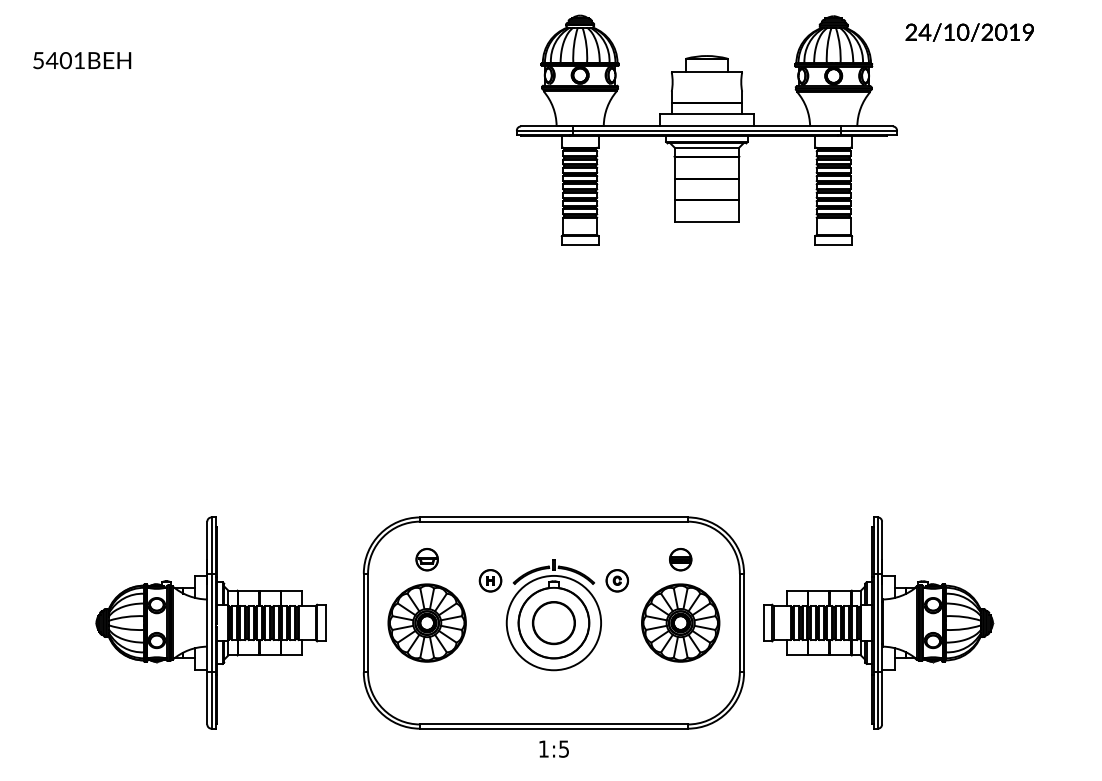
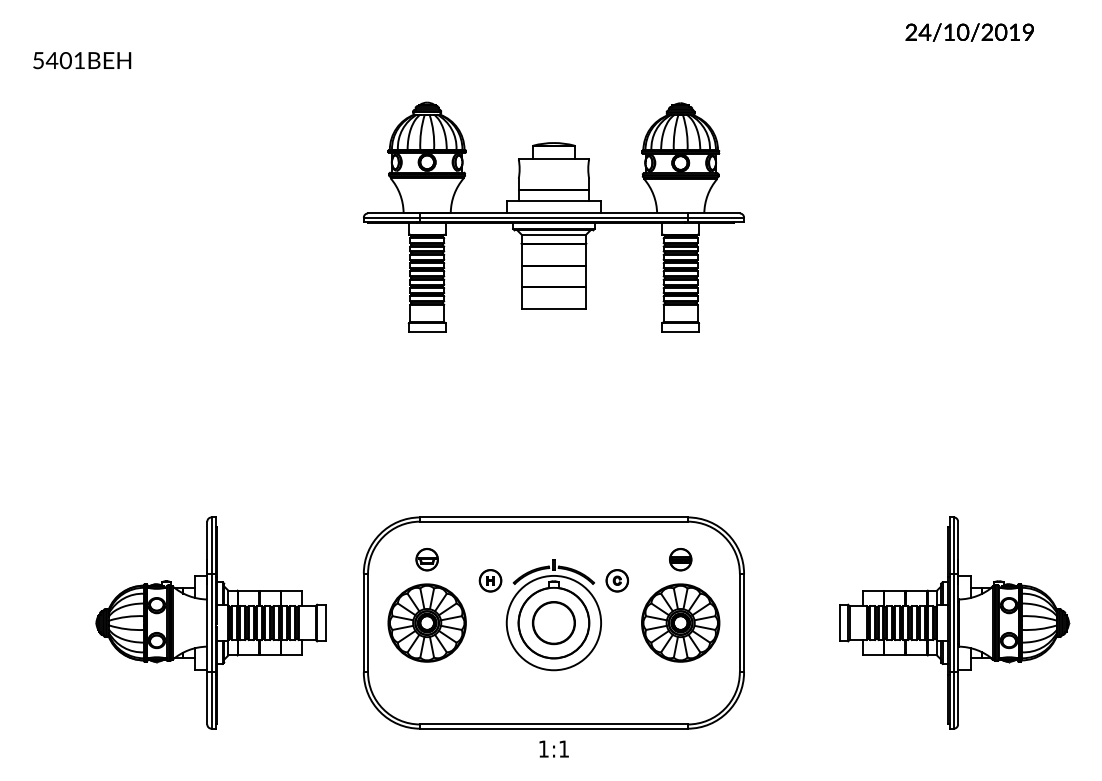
part position: (706, 129) -> (553, 216) (553, 216)
part position: (878, 622) -> (954, 622) (954, 622)
text: 1:5 -> 1:1 (563, 748)
